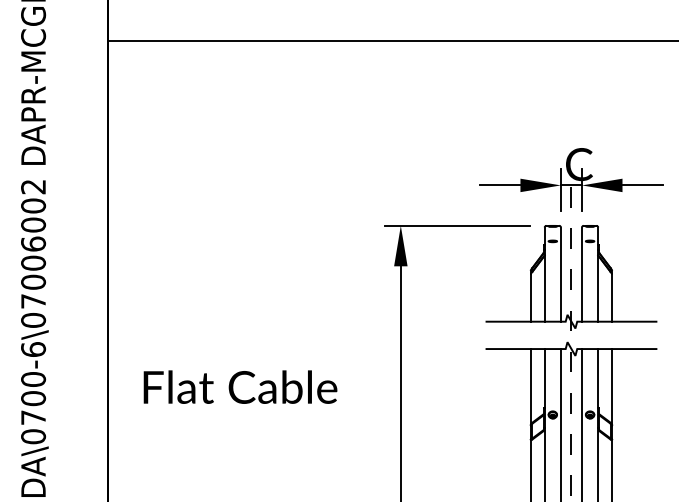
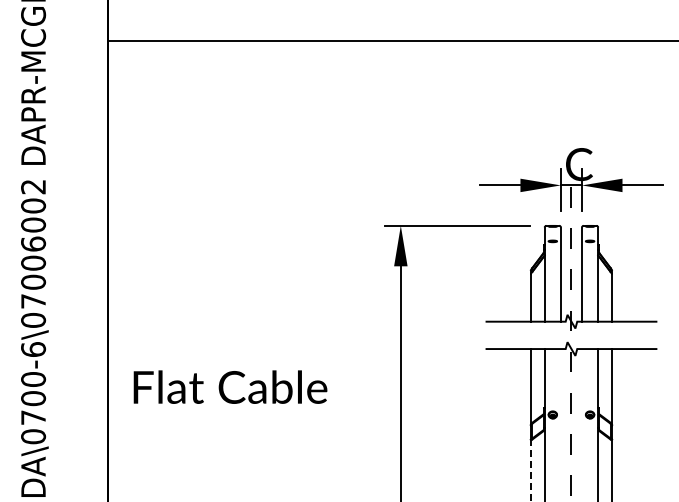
text position: (240, 386) -> (230, 386) (230, 386)
line: present -> none (560, 423)
line: present -> none (581, 423)
line: solid -> dashed (530, 470)
